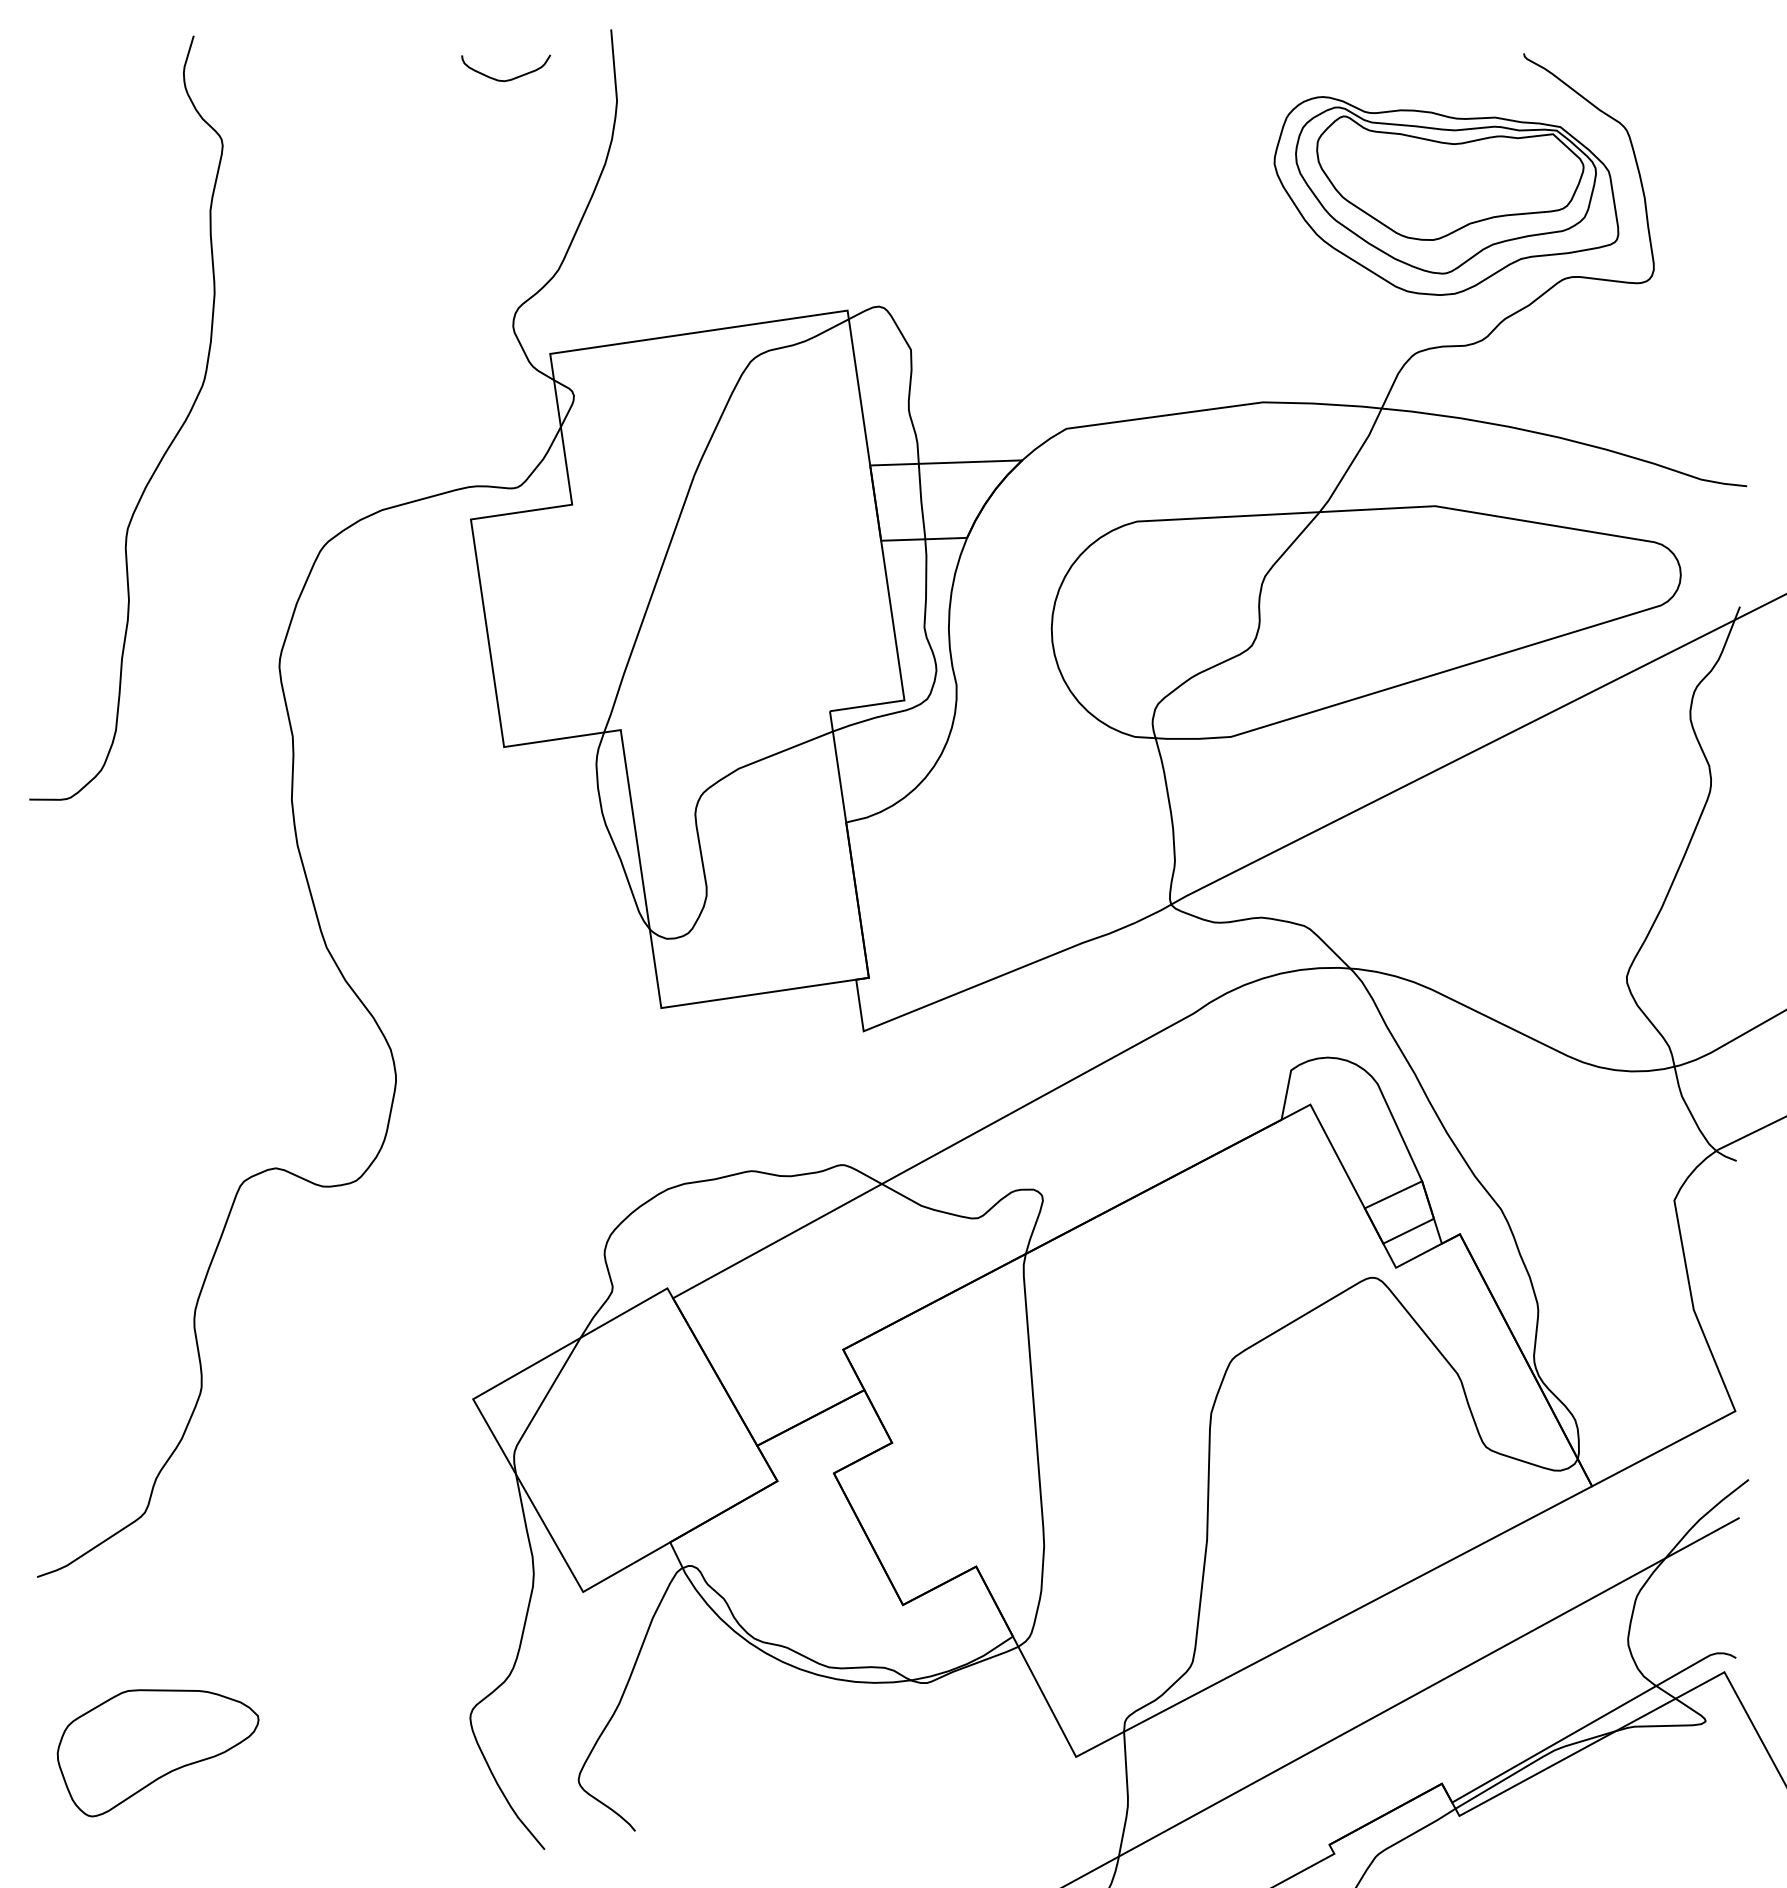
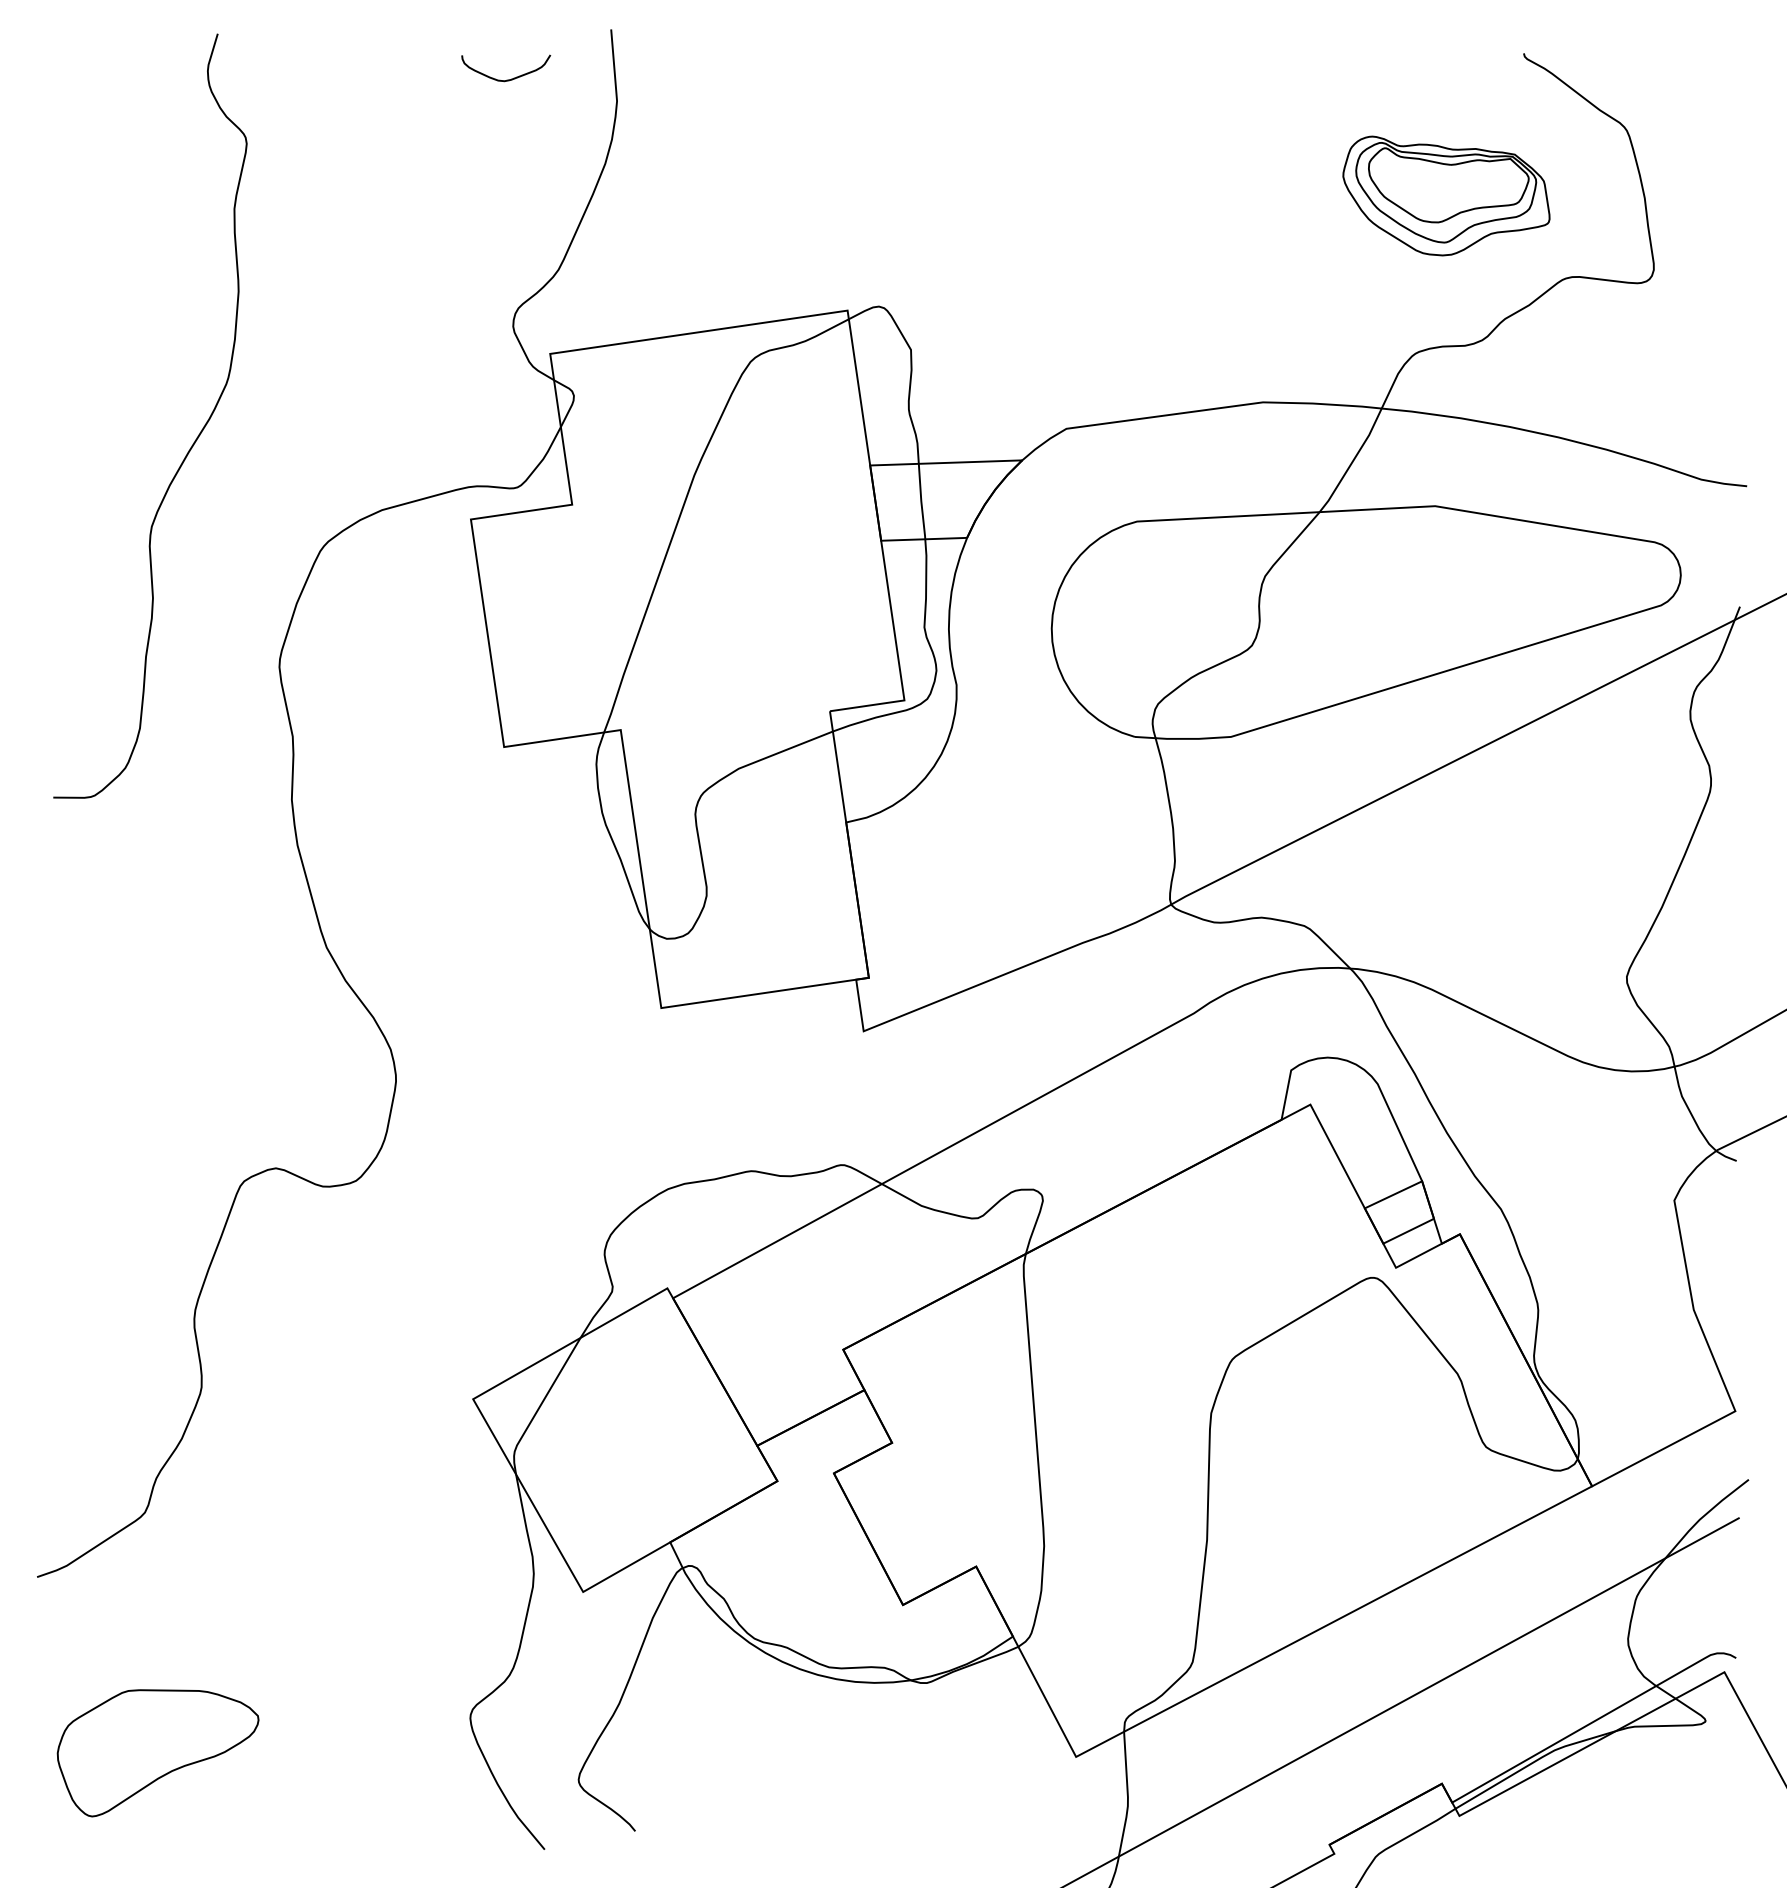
part size: 347x200 px -> 209x122 px (1446, 195)
curve position: (170, 442) -> (194, 440) (194, 440)
